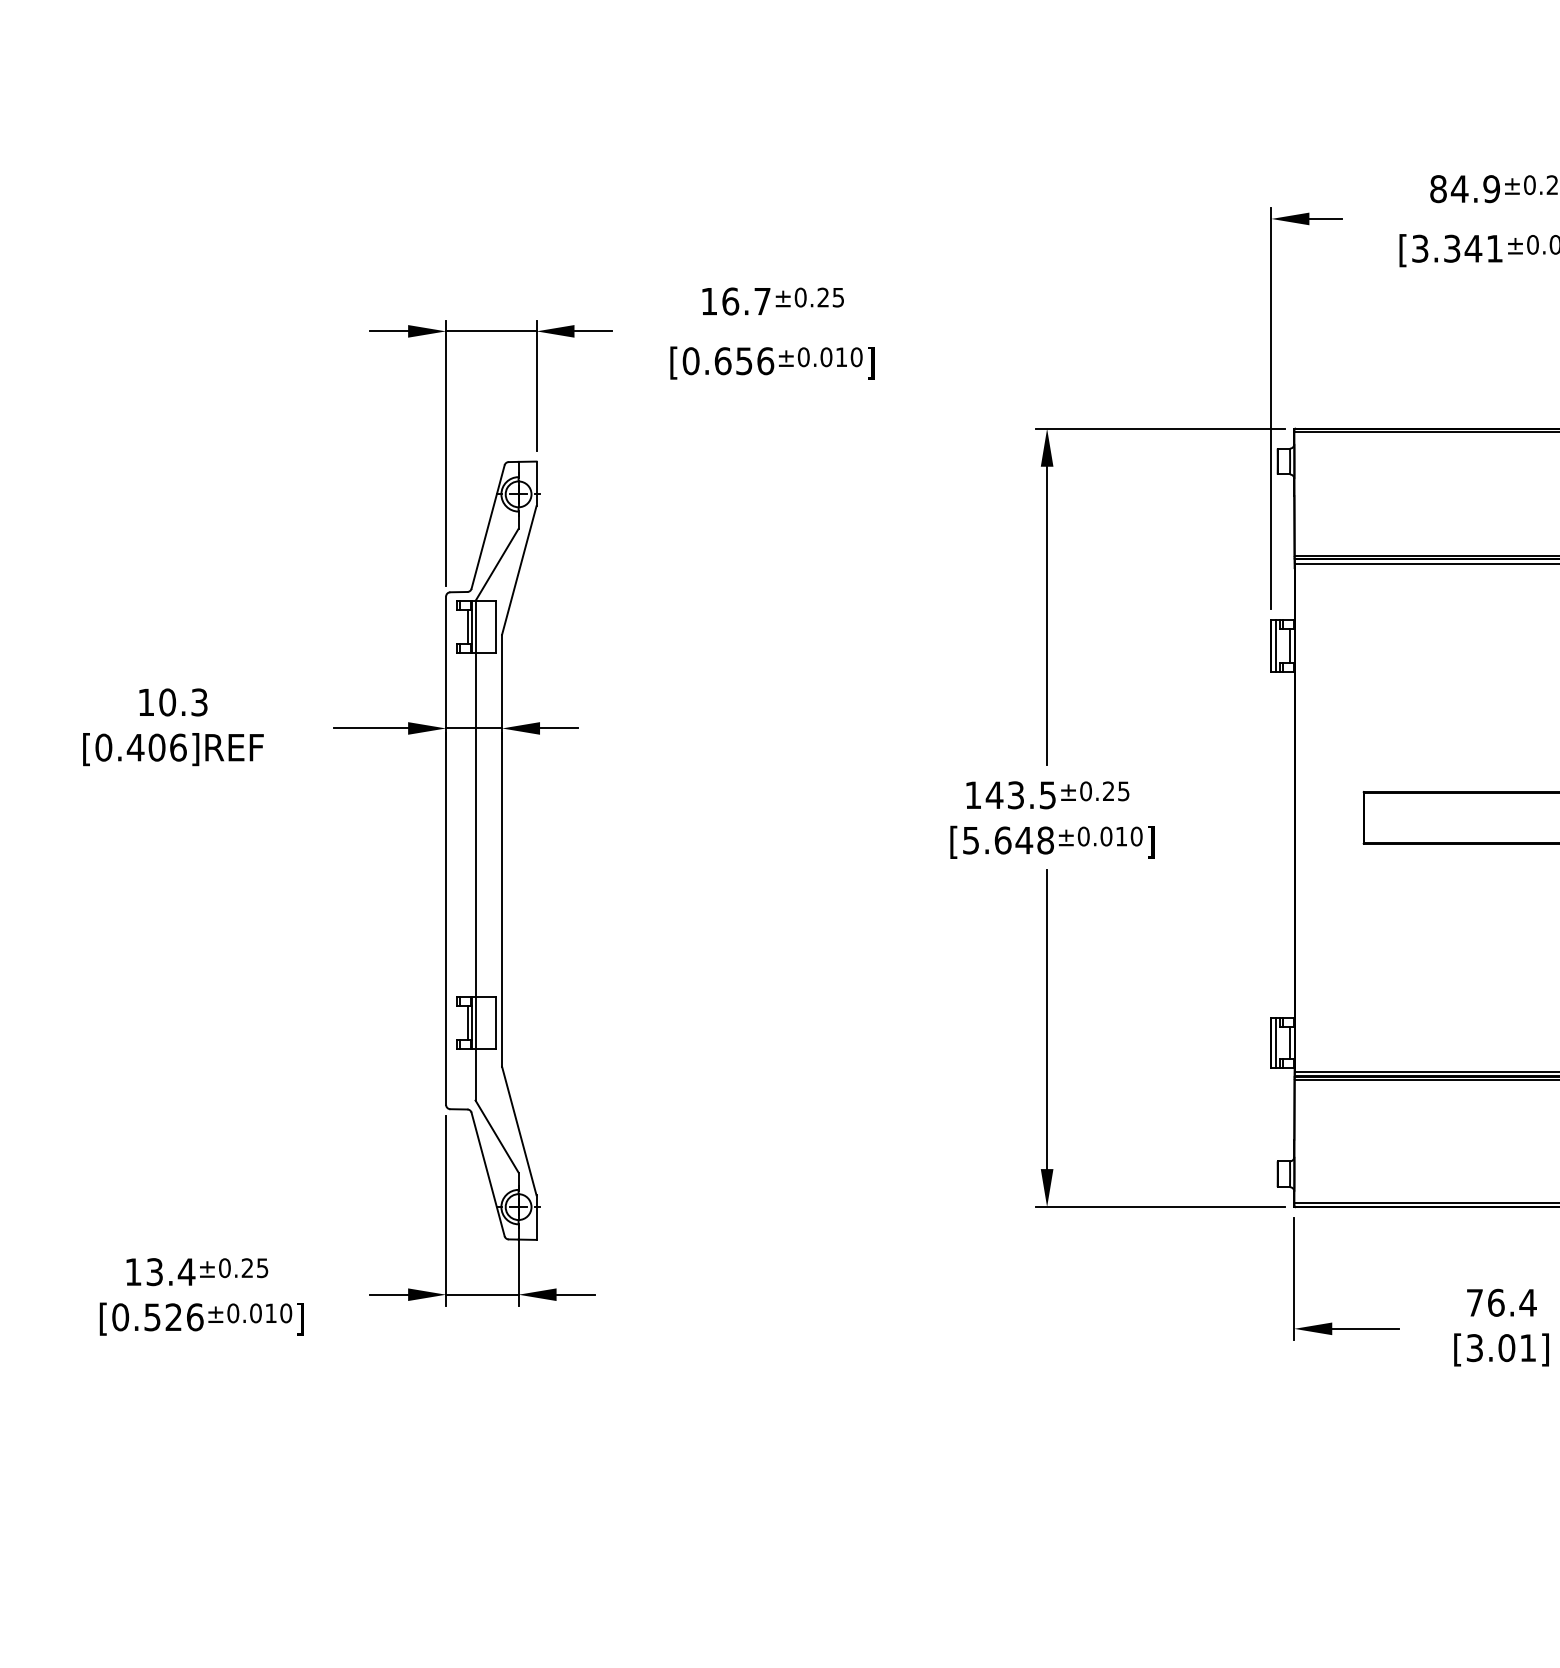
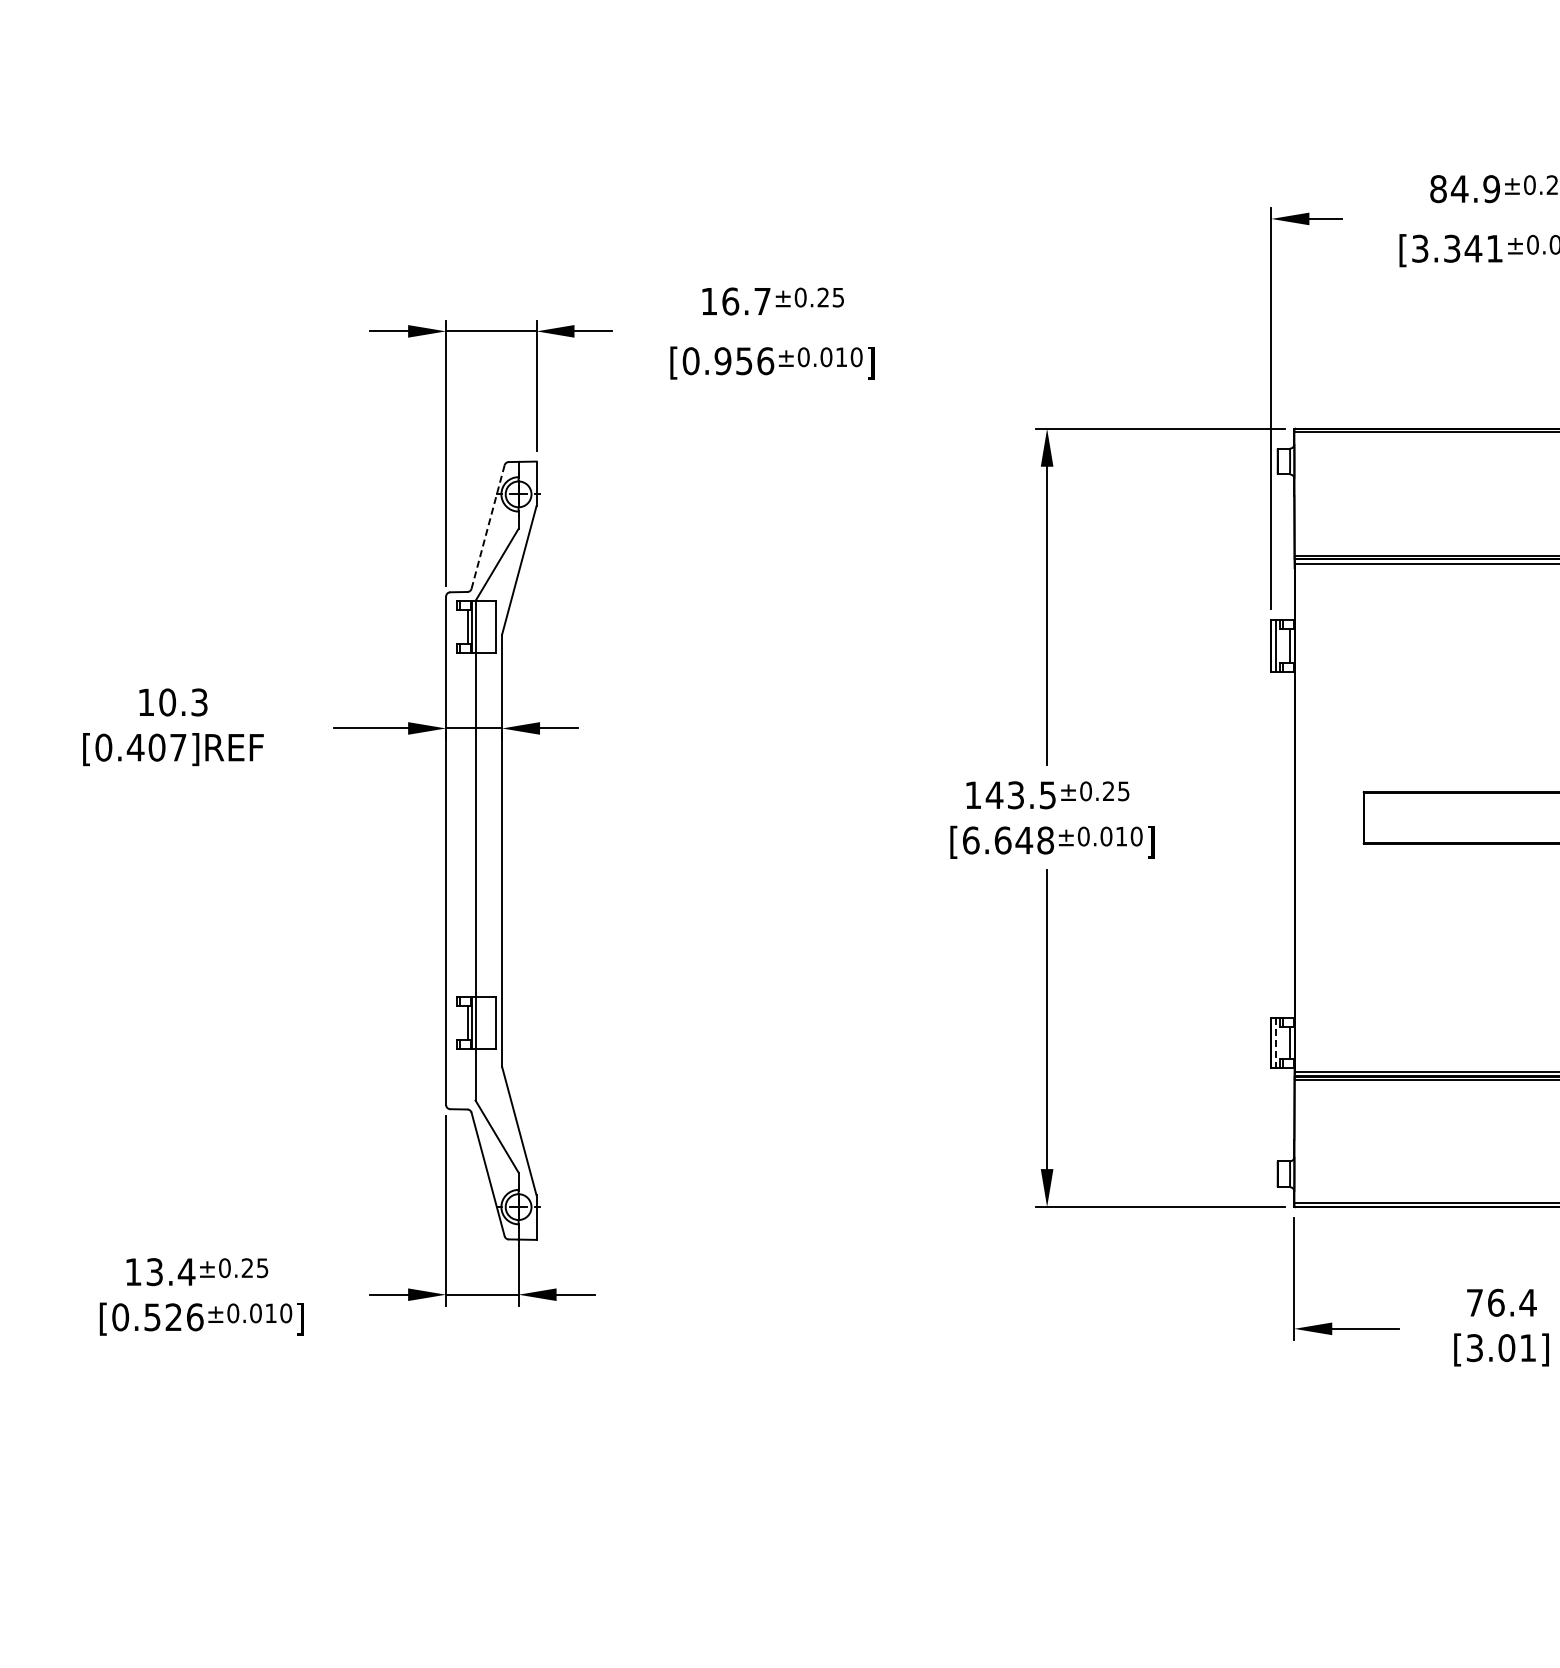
text: [0.656 -> [0.956 (722, 361)
line: solid -> dashed (488, 527)
text: [0.406]REF -> [0.407]REF (178, 747)
text: [5.648 -> [6.648 (971, 840)
line: solid -> dashed (1275, 1042)
